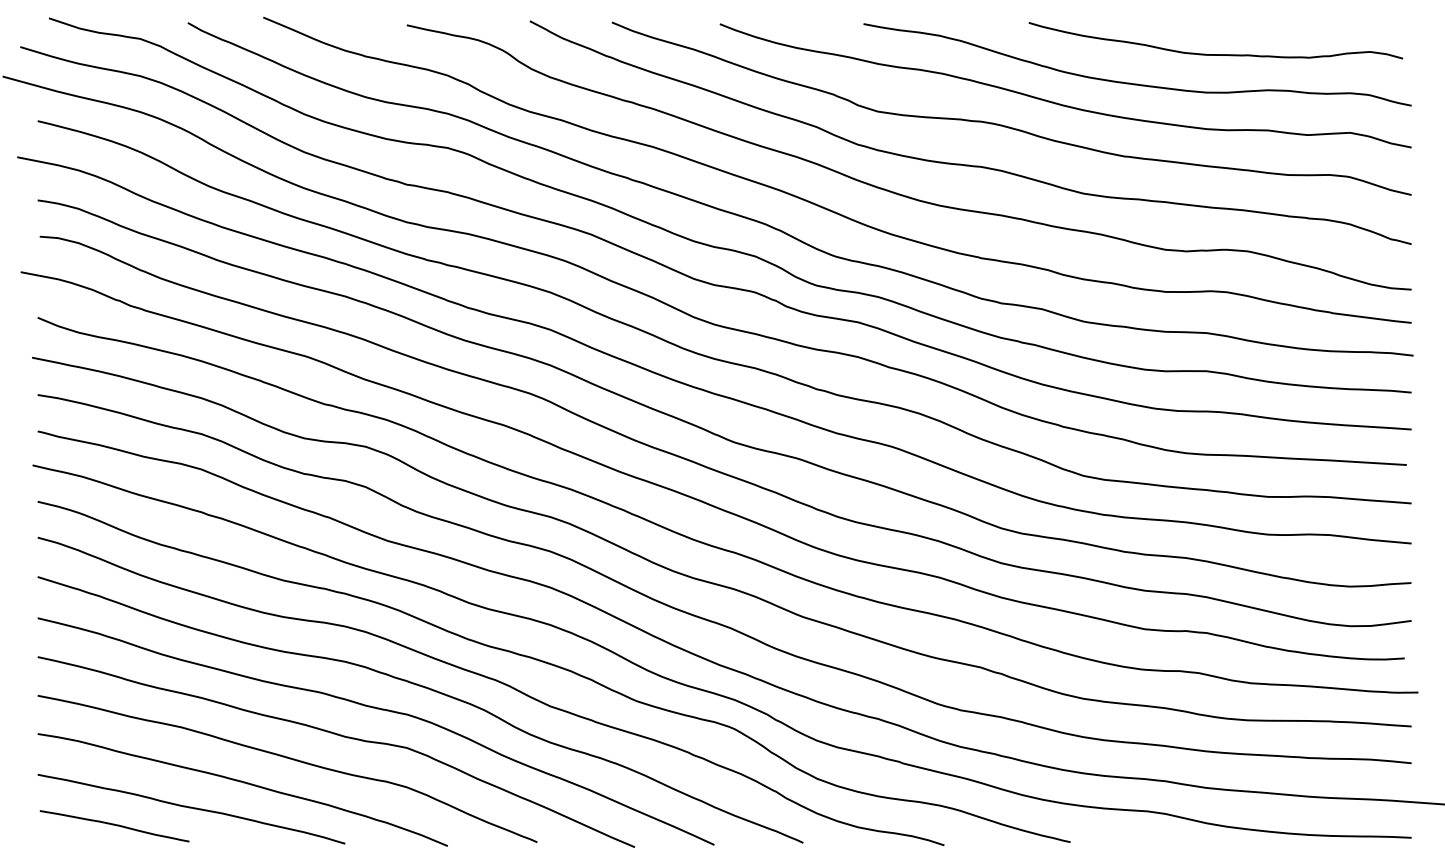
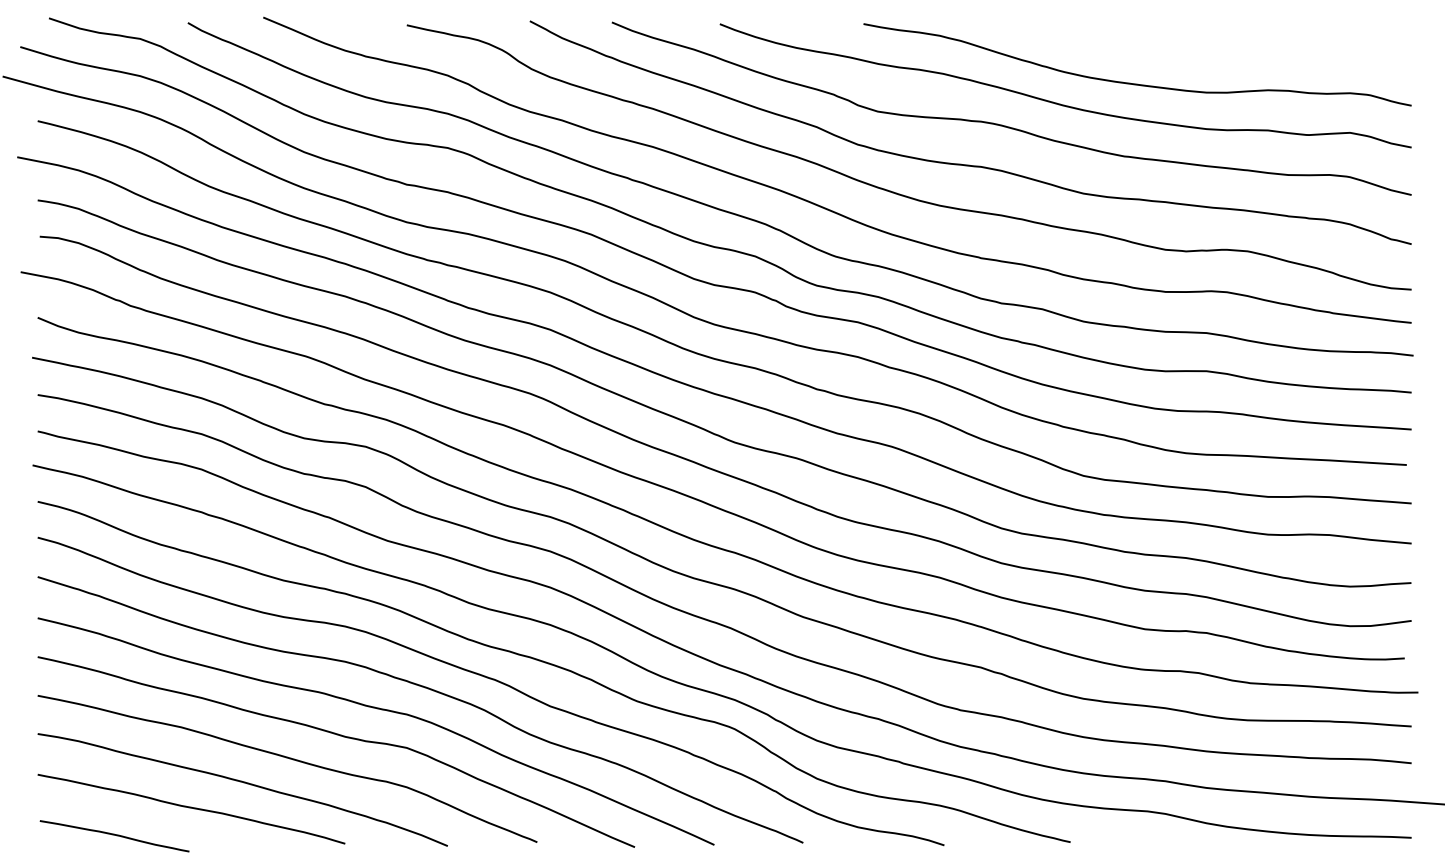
curve: present -> none (1215, 54)
curve position: (114, 825) -> (114, 835) (114, 835)
